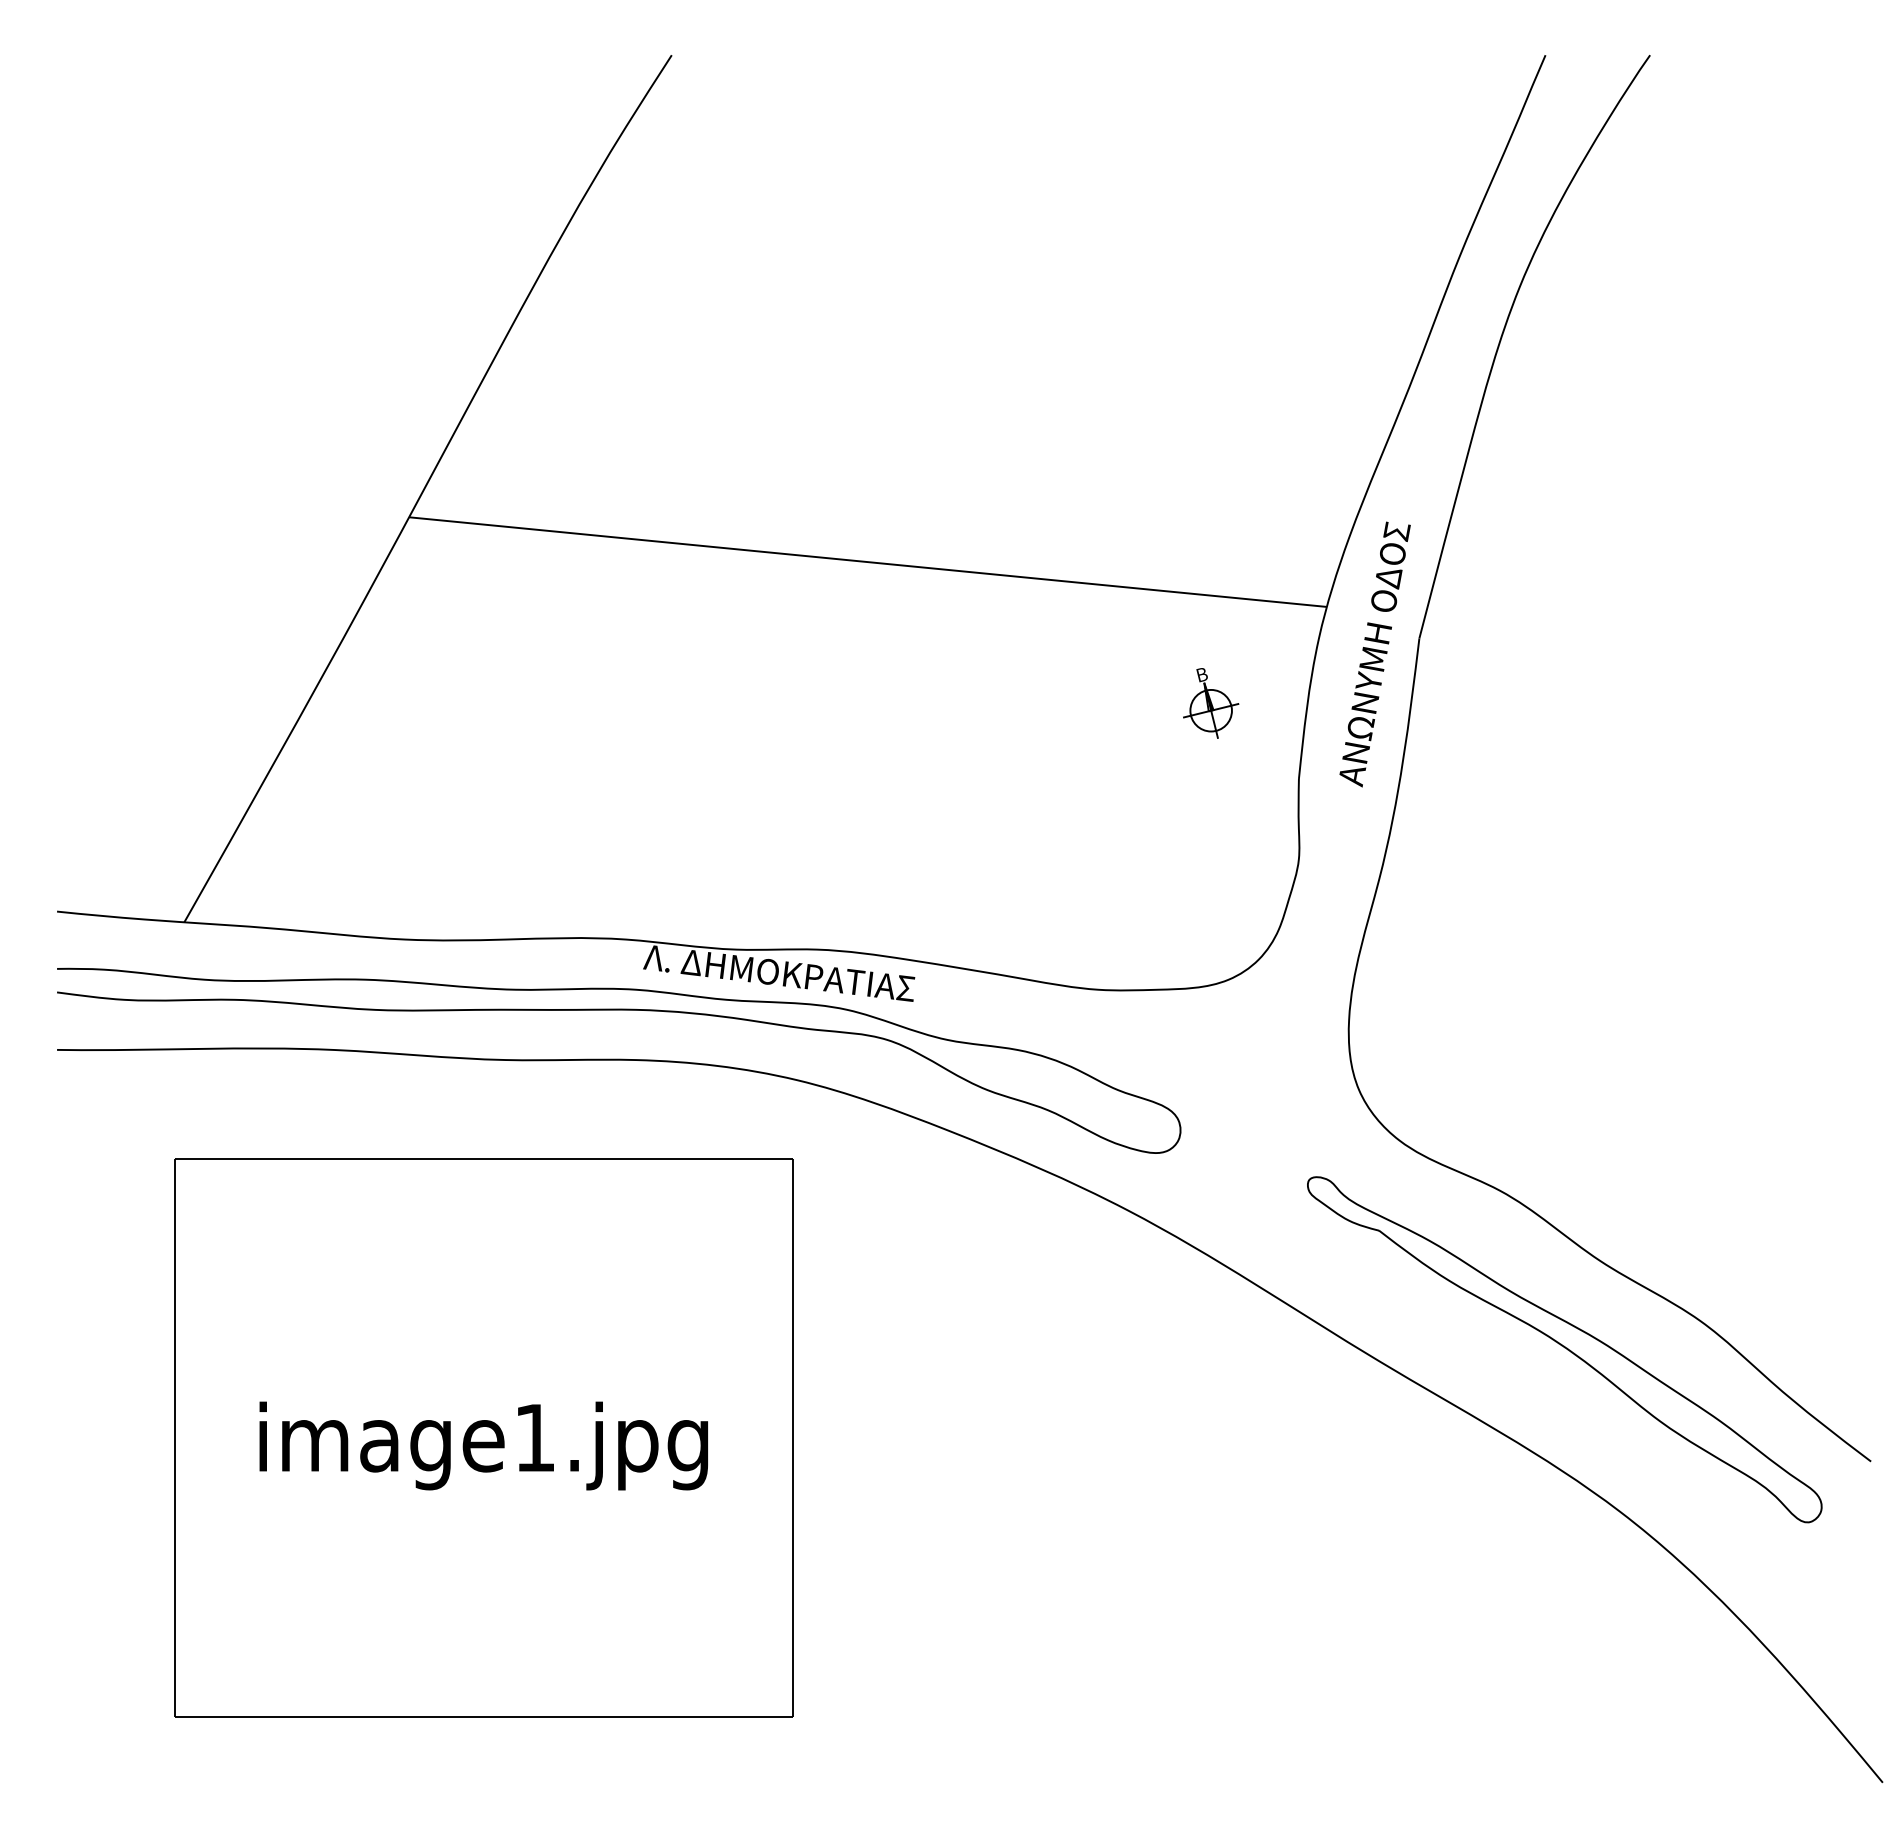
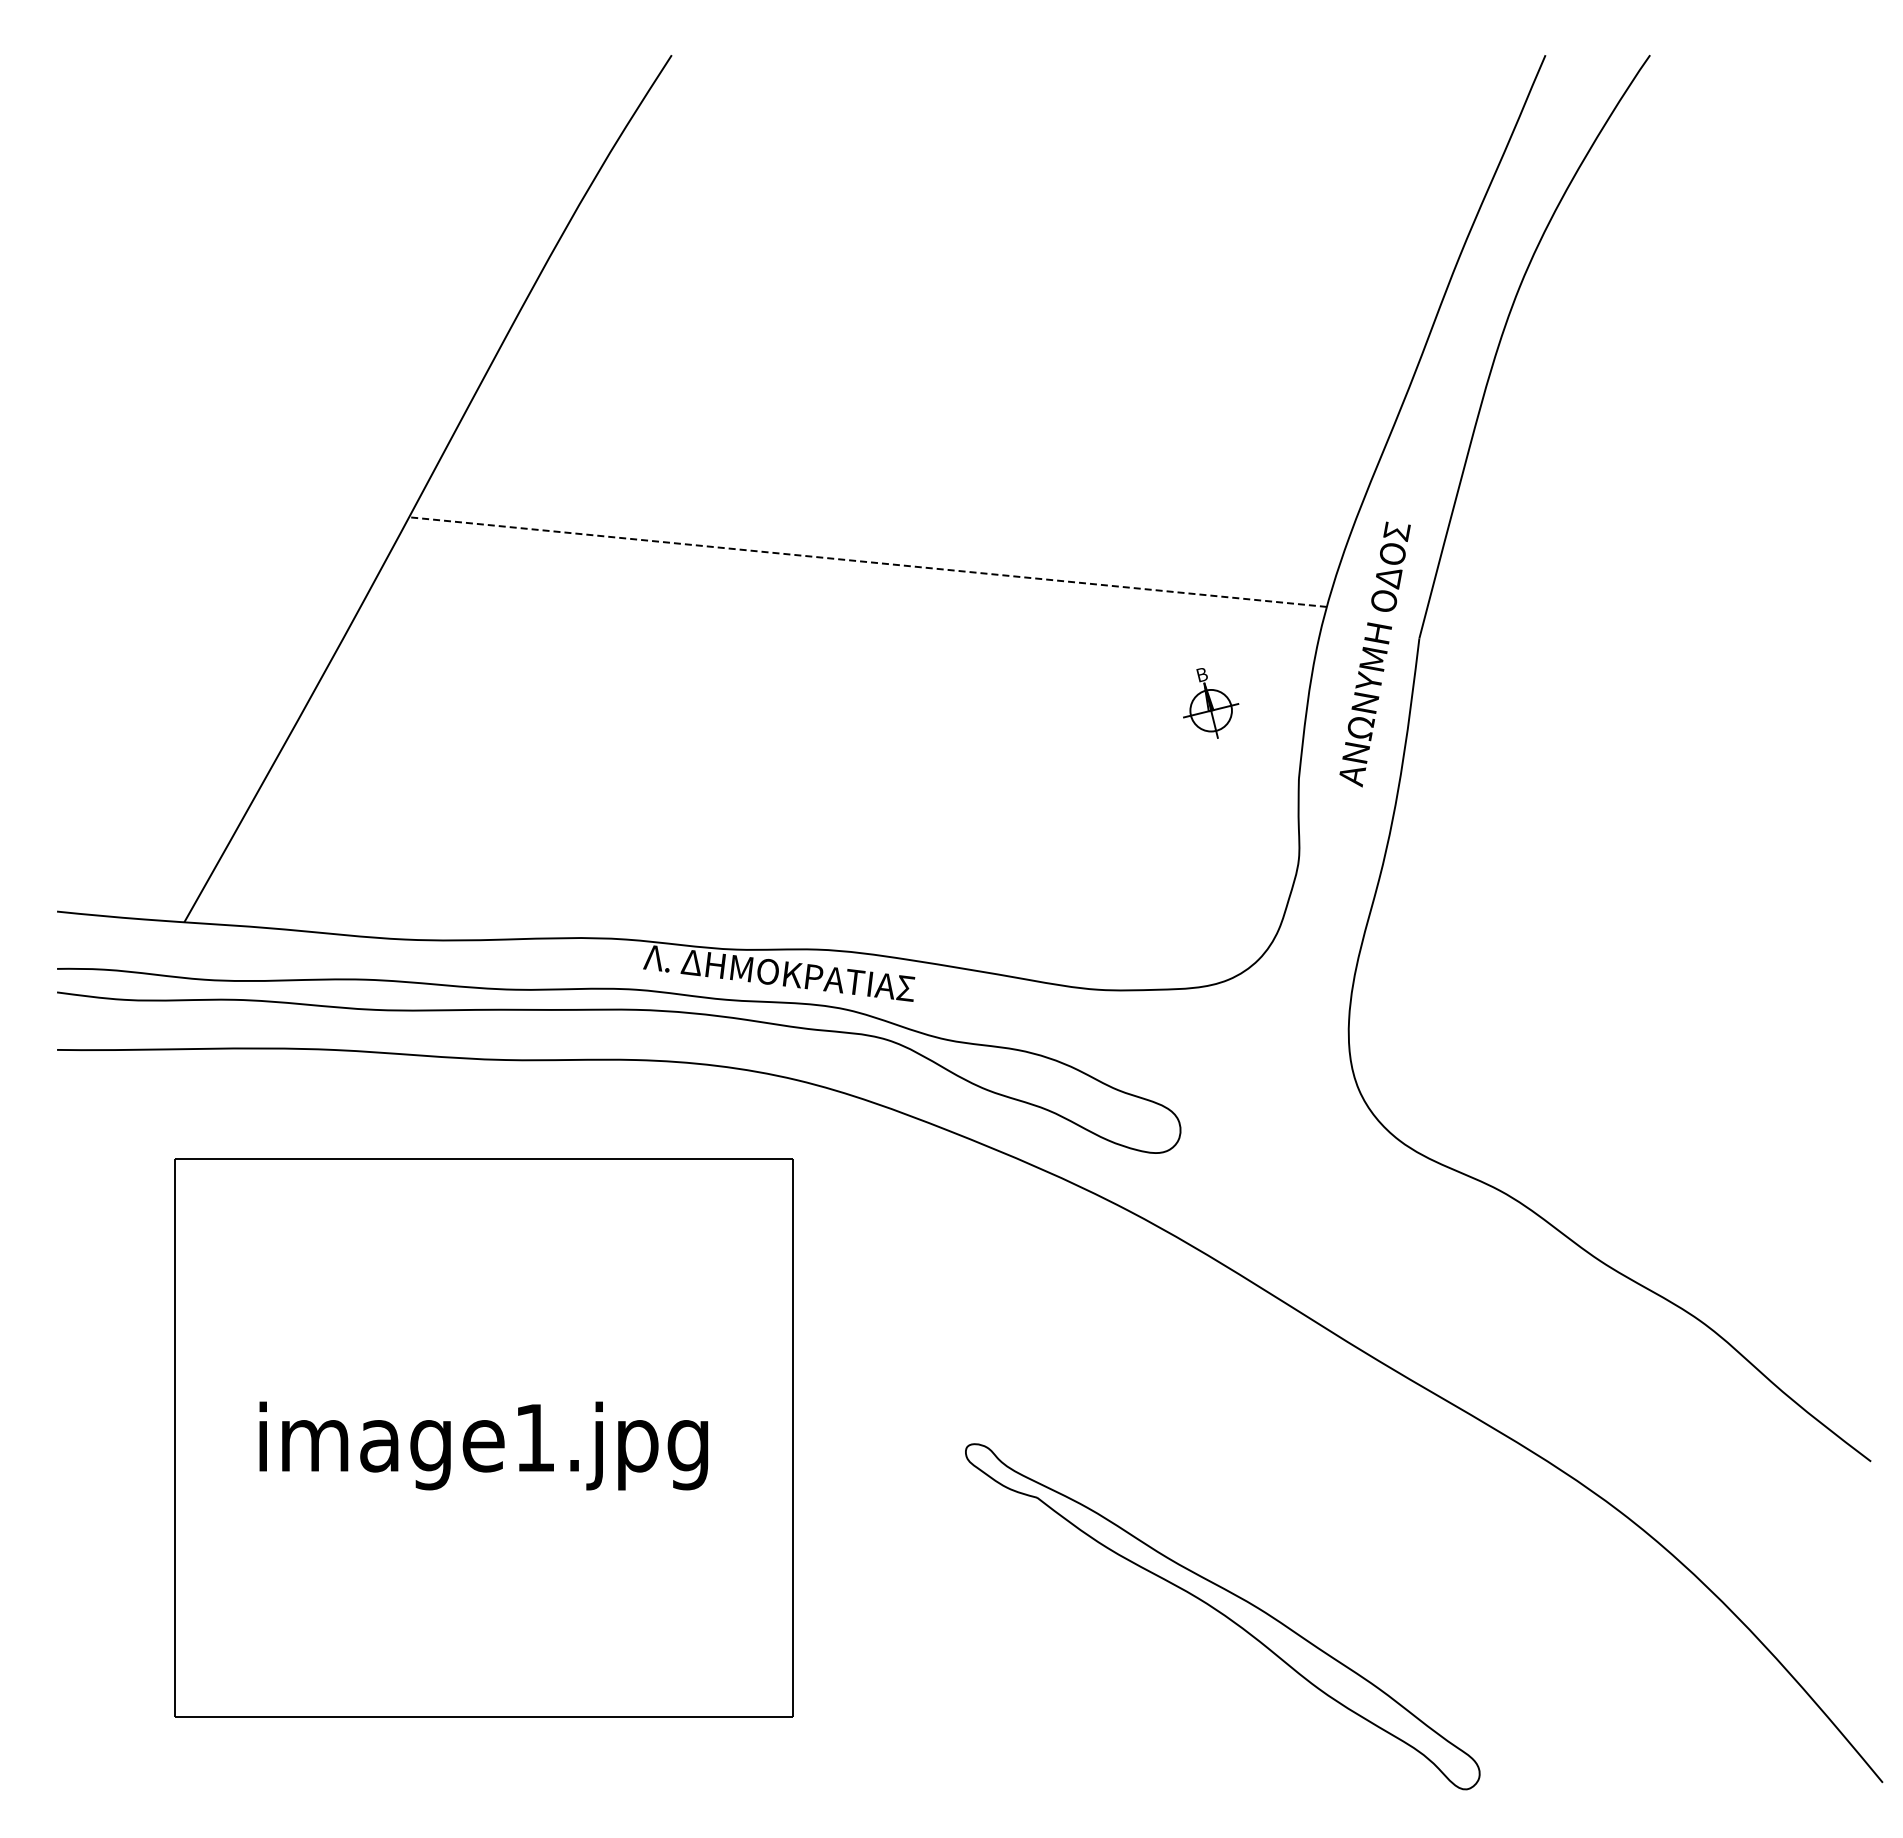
line: solid -> dashed (867, 562)
part position: (1564, 1349) -> (1222, 1616) (1222, 1616)
